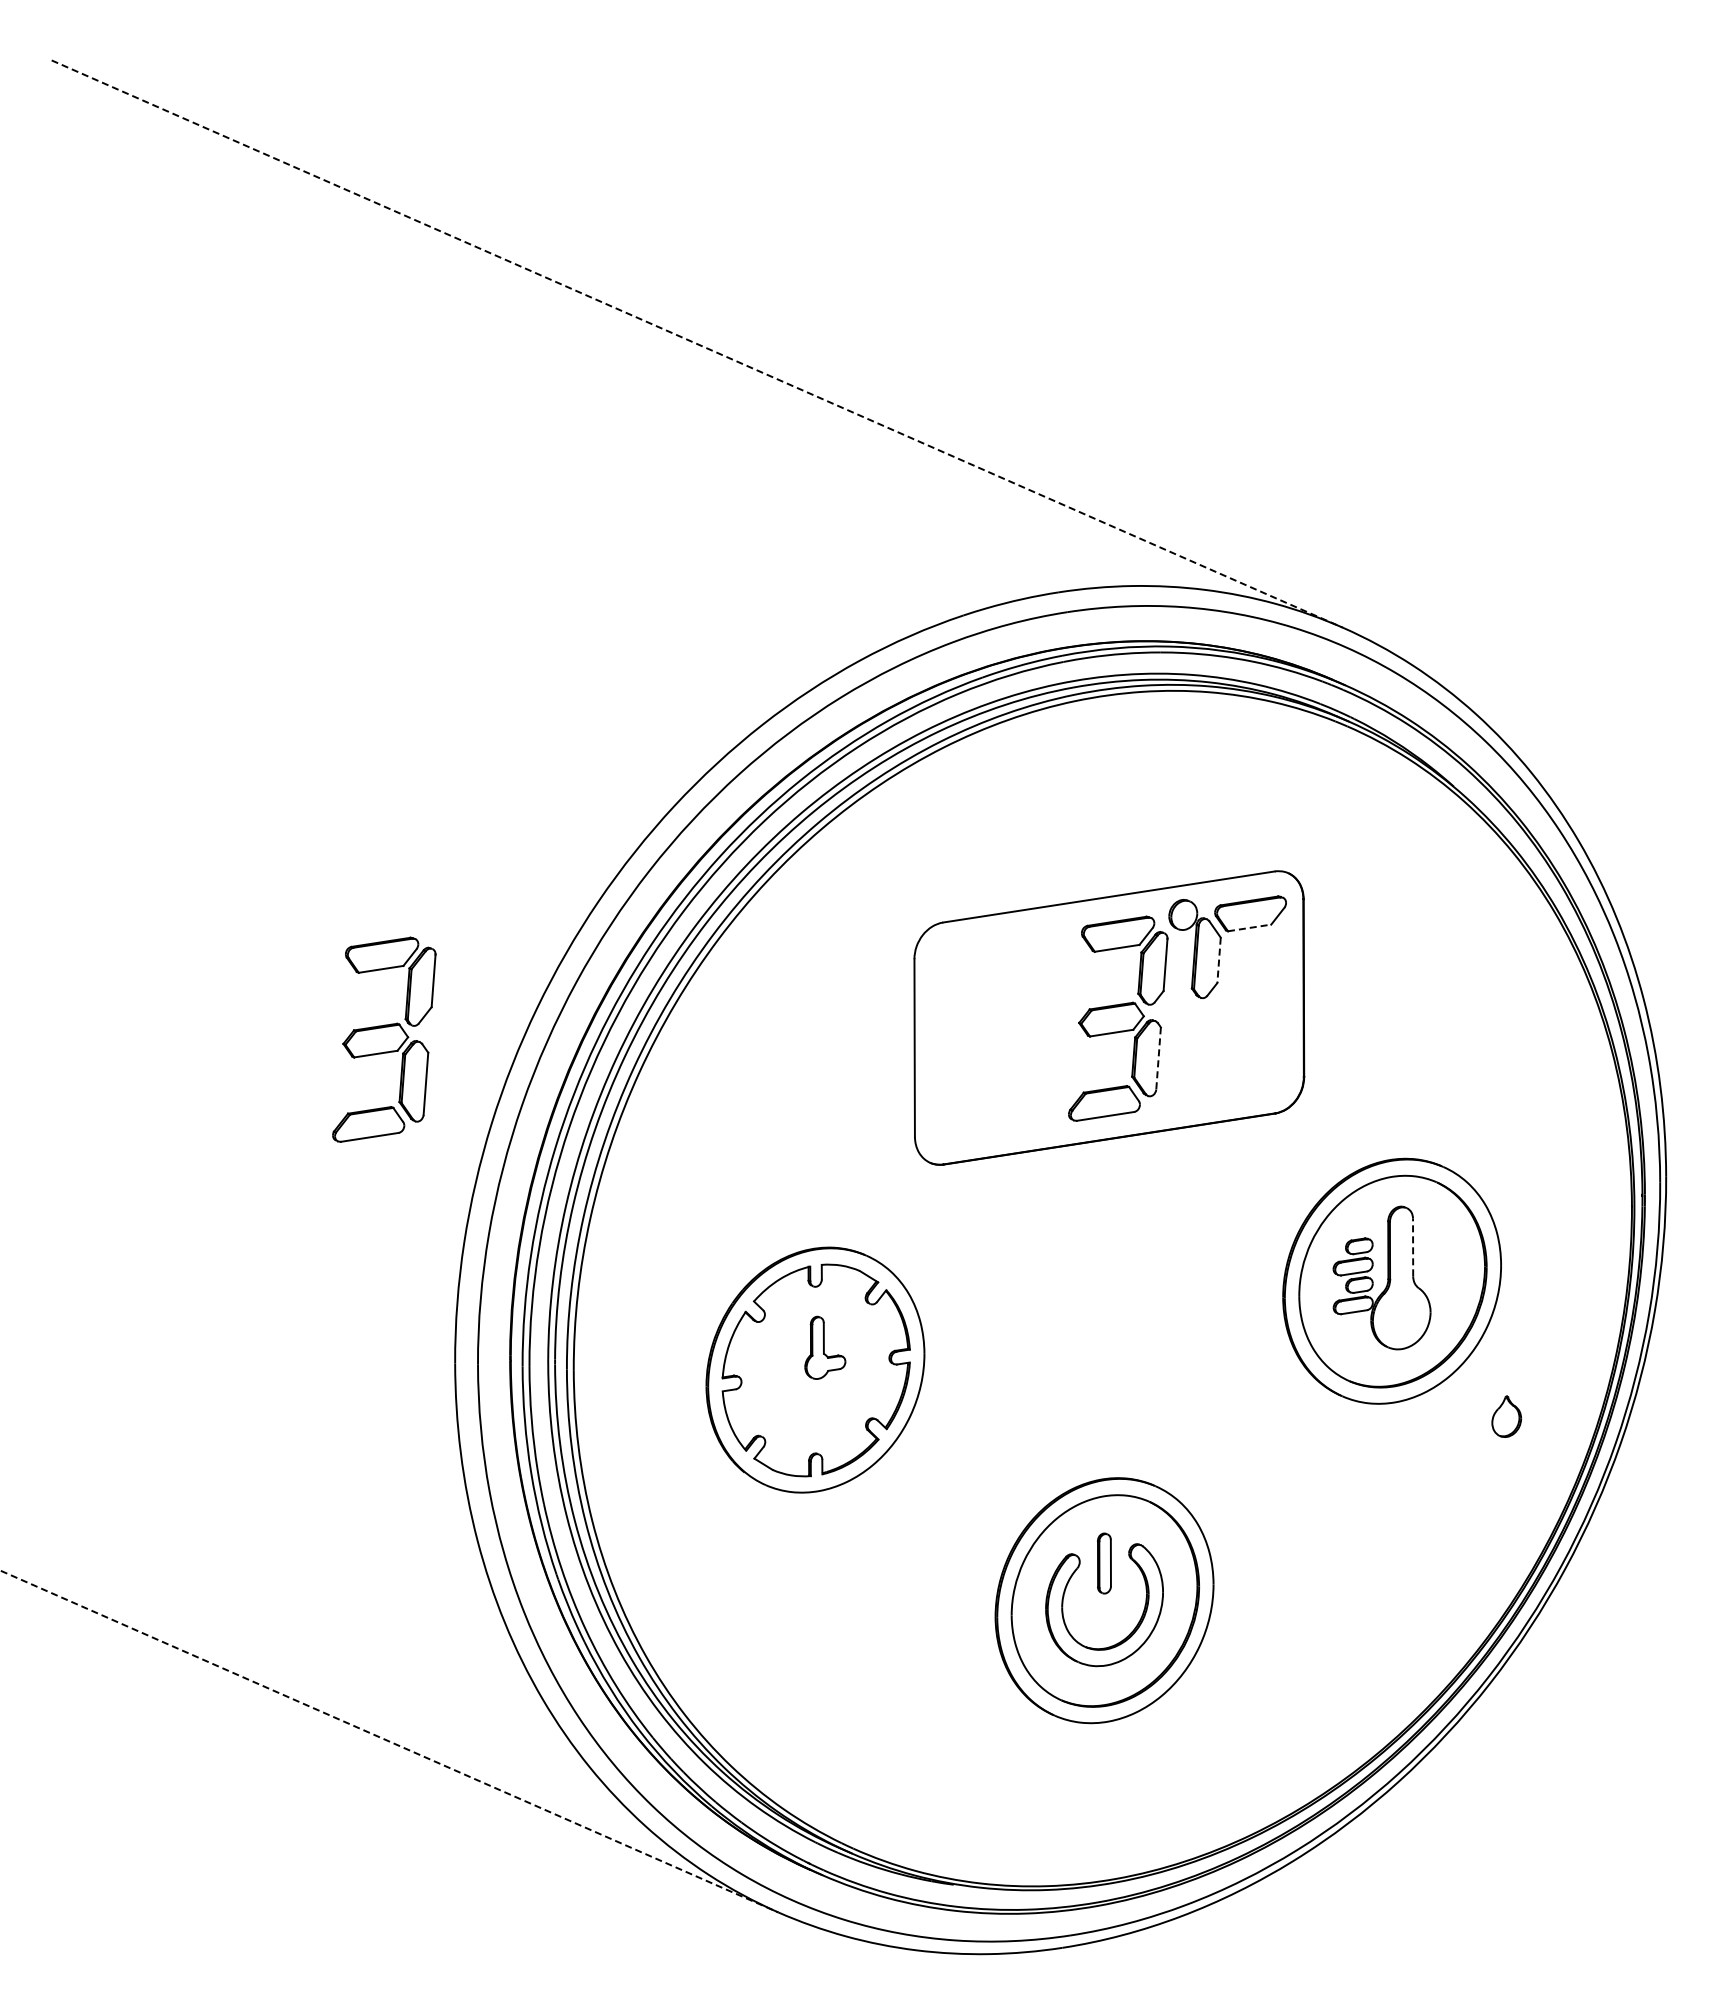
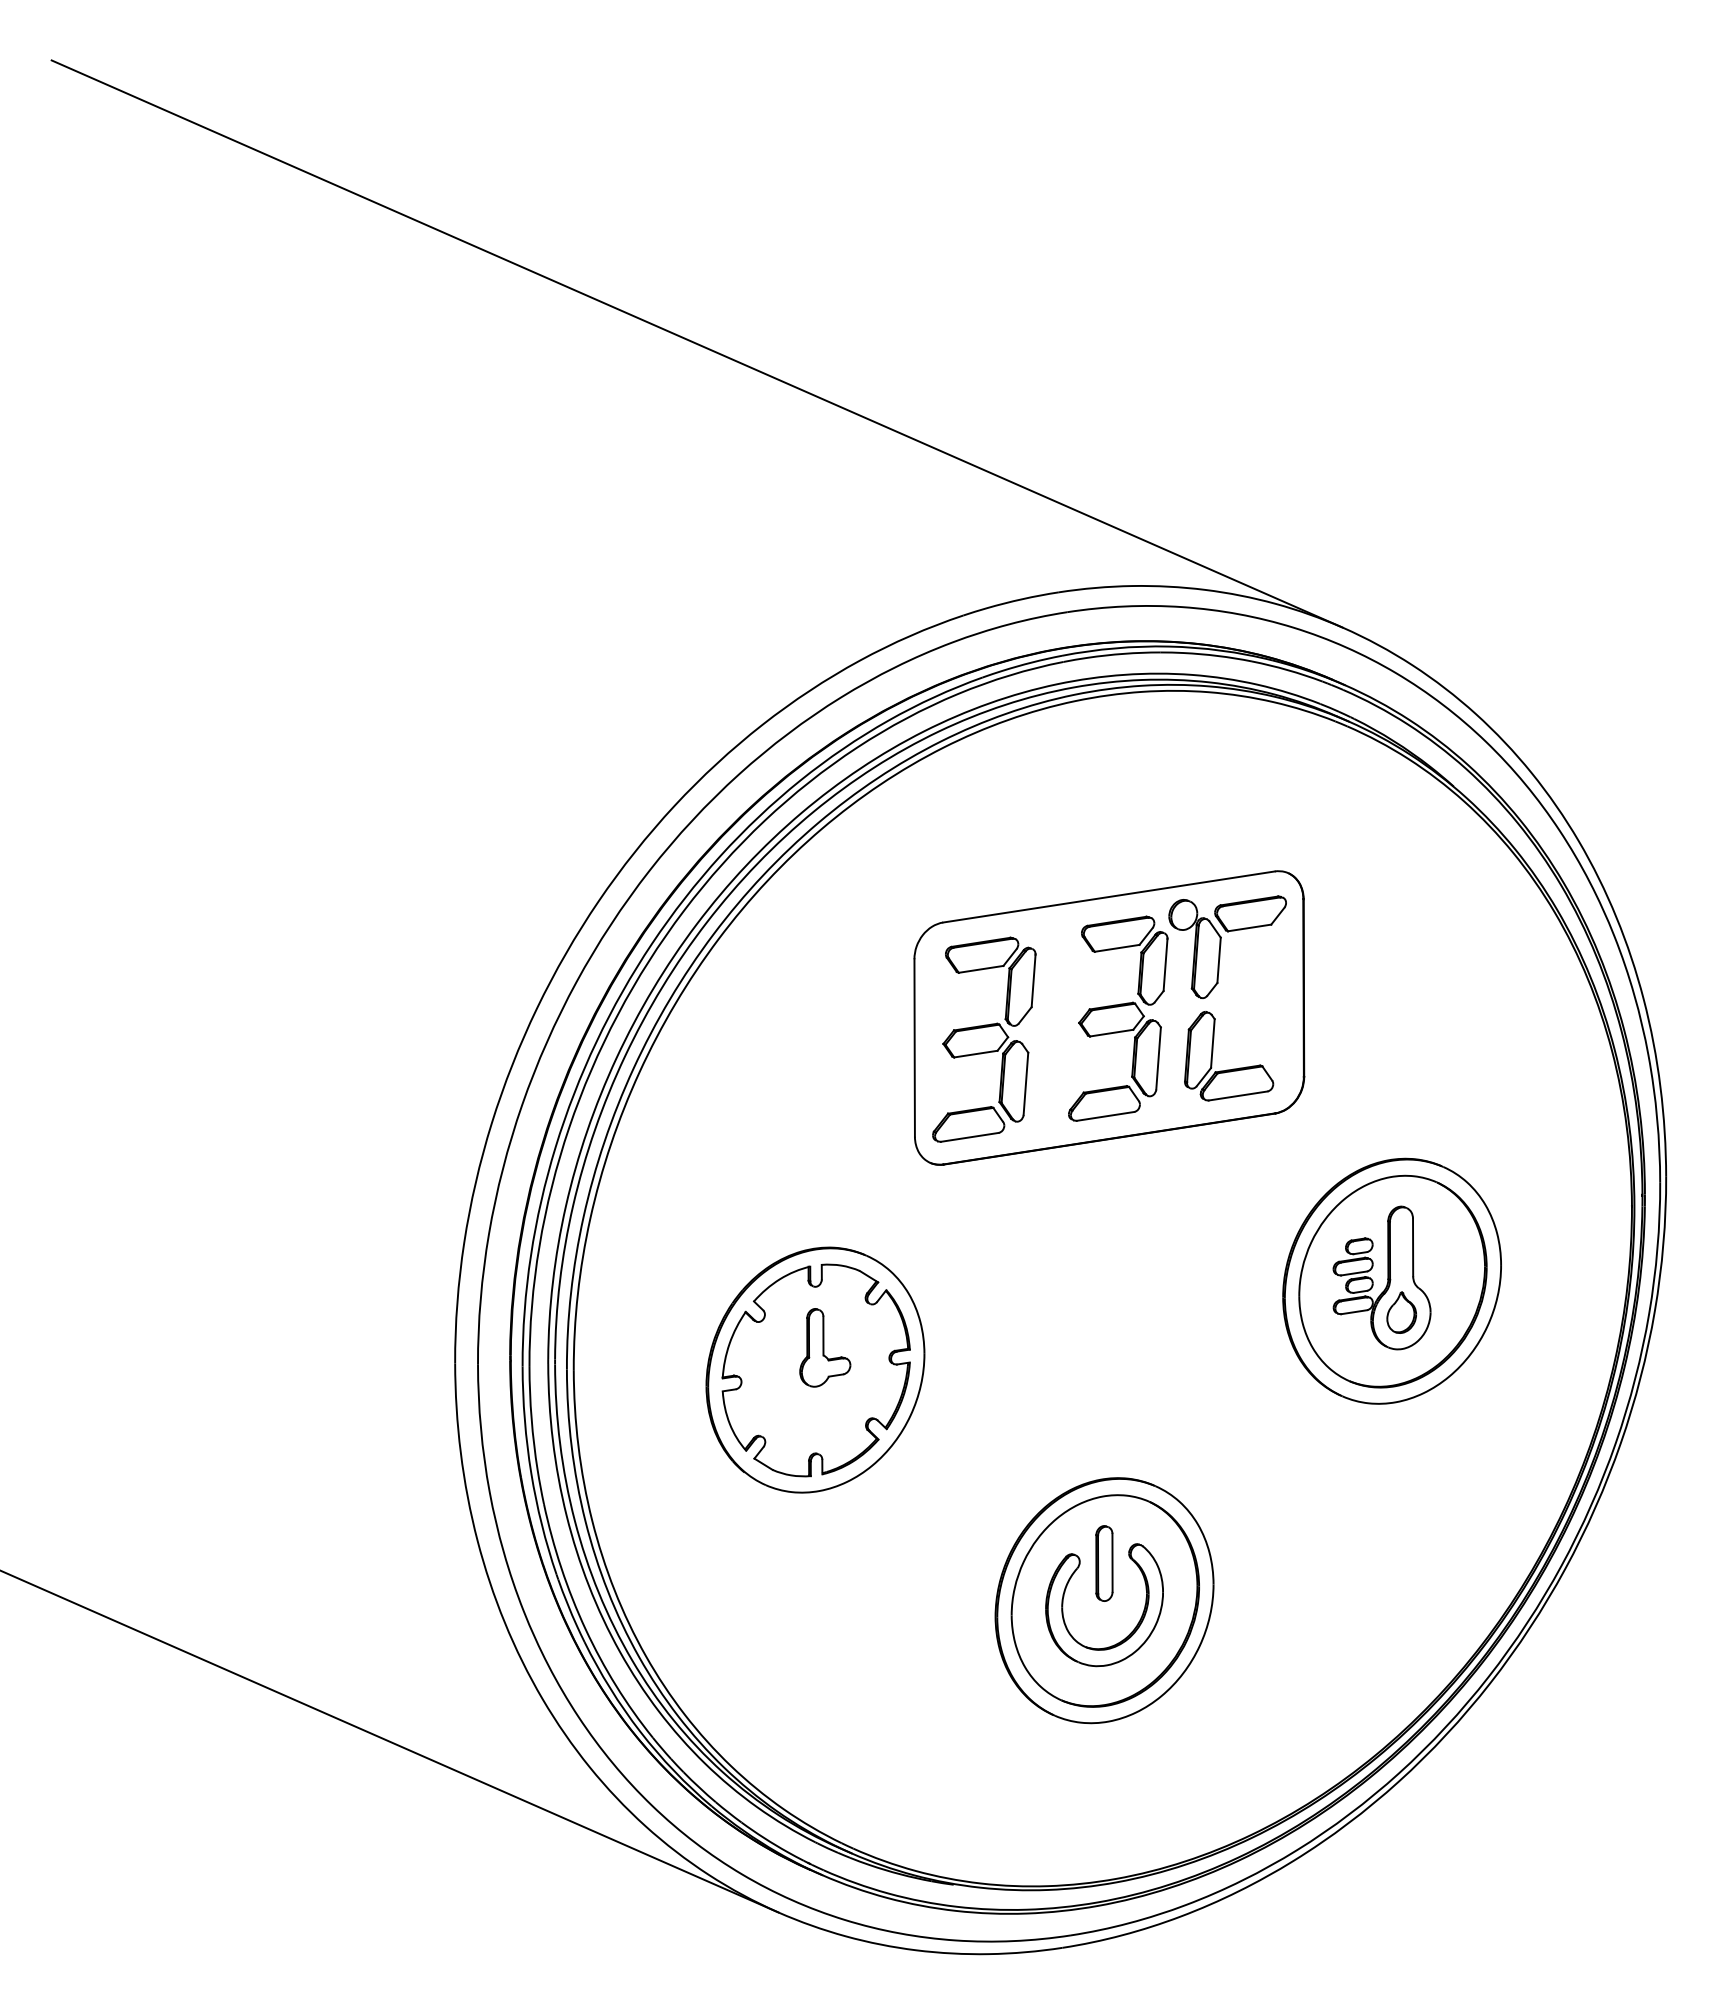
line: dashed -> solid (697, 344)
line: dashed -> solid (1249, 927)
line: dashed -> solid (1219, 960)
part position: (384, 1039) -> (984, 1039) (984, 1039)
line: dashed -> solid (1158, 1058)
part: none -> present (1232, 1068)
line: dashed -> solid (1413, 1247)
part size: 43x65 px -> 53x80 px (825, 1347)
part position: (1506, 1416) -> (1401, 1312) (1401, 1312)
part size: 15x63 px -> 19x77 px (1104, 1563)
line: dashed -> solid (389, 1741)
